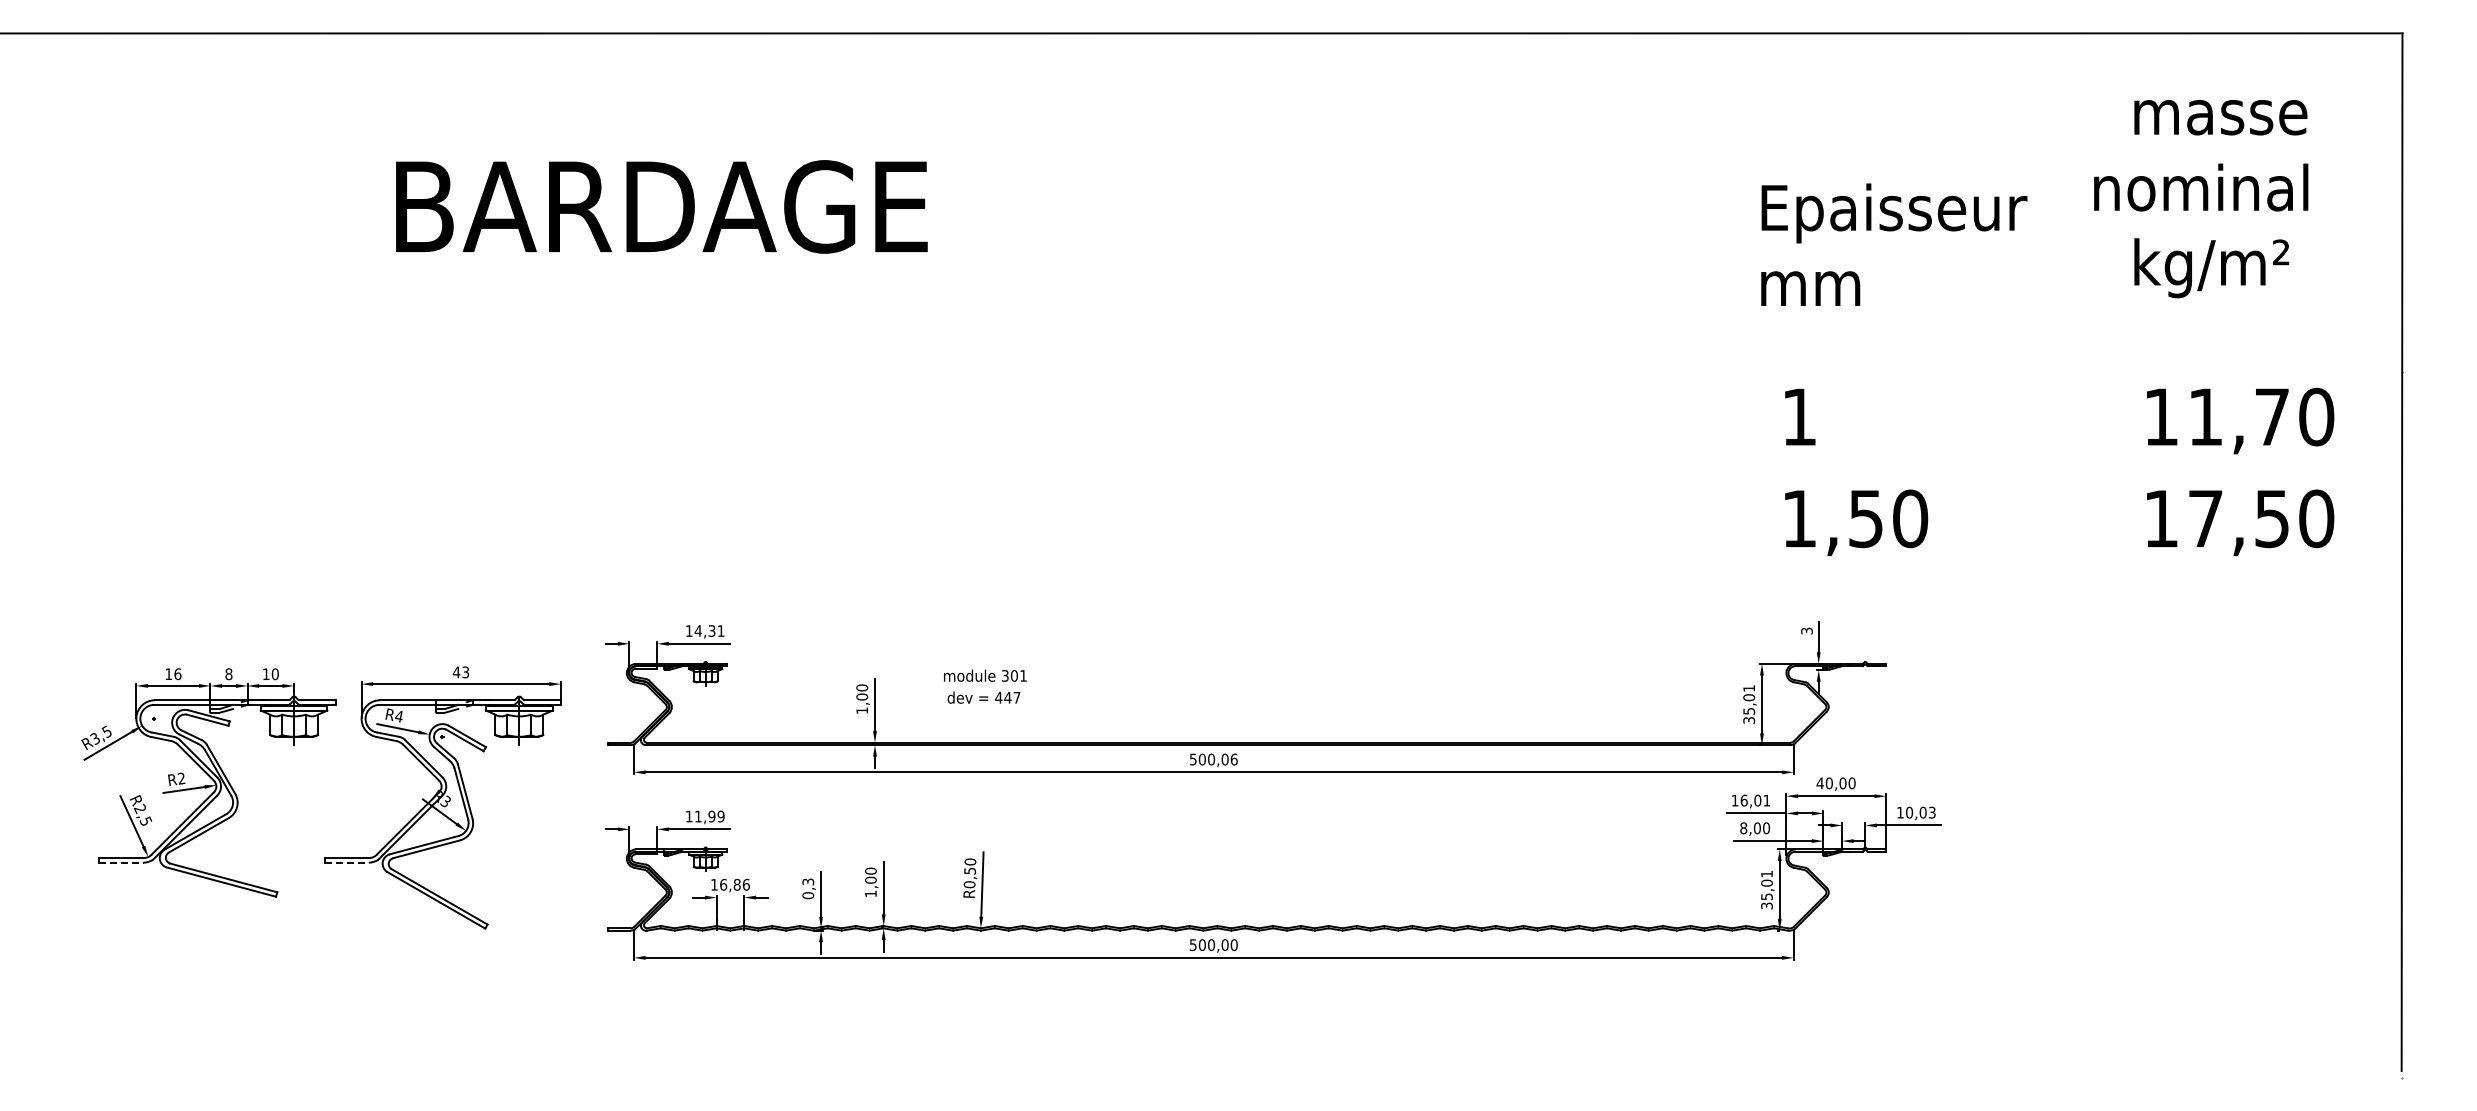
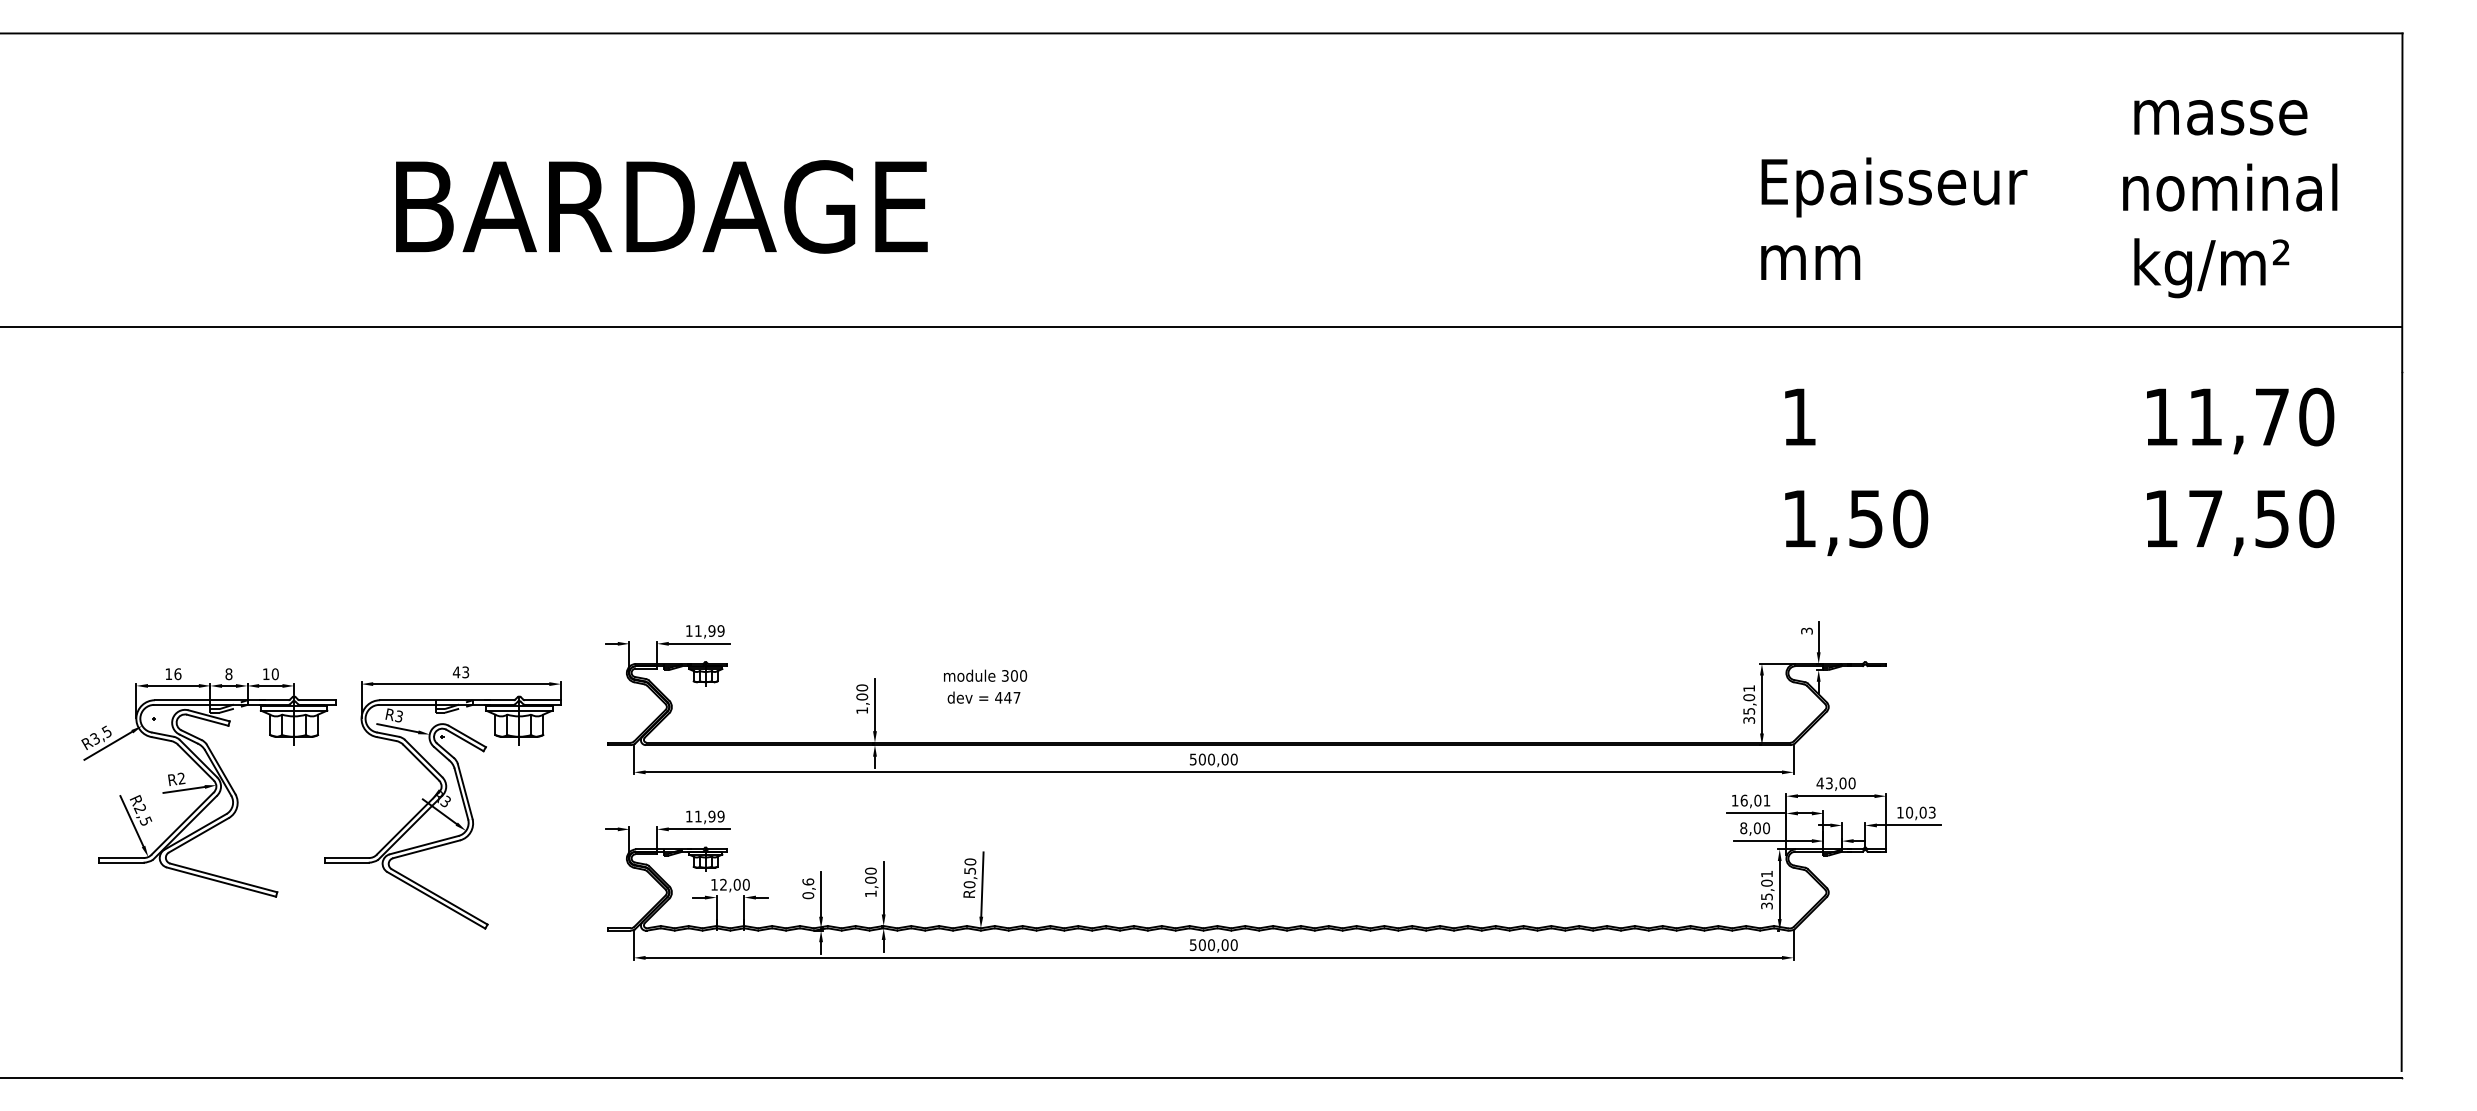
text position: (2201, 187) -> (2230, 187) (2230, 187)
text position: (1894, 244) -> (1894, 218) (1894, 218)
line: none -> present (1201, 326)
text: 14,31 -> 11,99 (709, 630)
text: 301 -> 300 (1023, 675)
text: R4 -> R3 (398, 716)
text: 500,06 -> 500,00 (1233, 759)
text: 40,00 -> 43,00 (1828, 783)
line: dashed -> solid (121, 862)
line: dashed -> solid (347, 862)
text: 0,3 -> 0,6 (808, 881)
text: 16,86 -> 12,00 (734, 884)
line: none -> present (1201, 1077)
